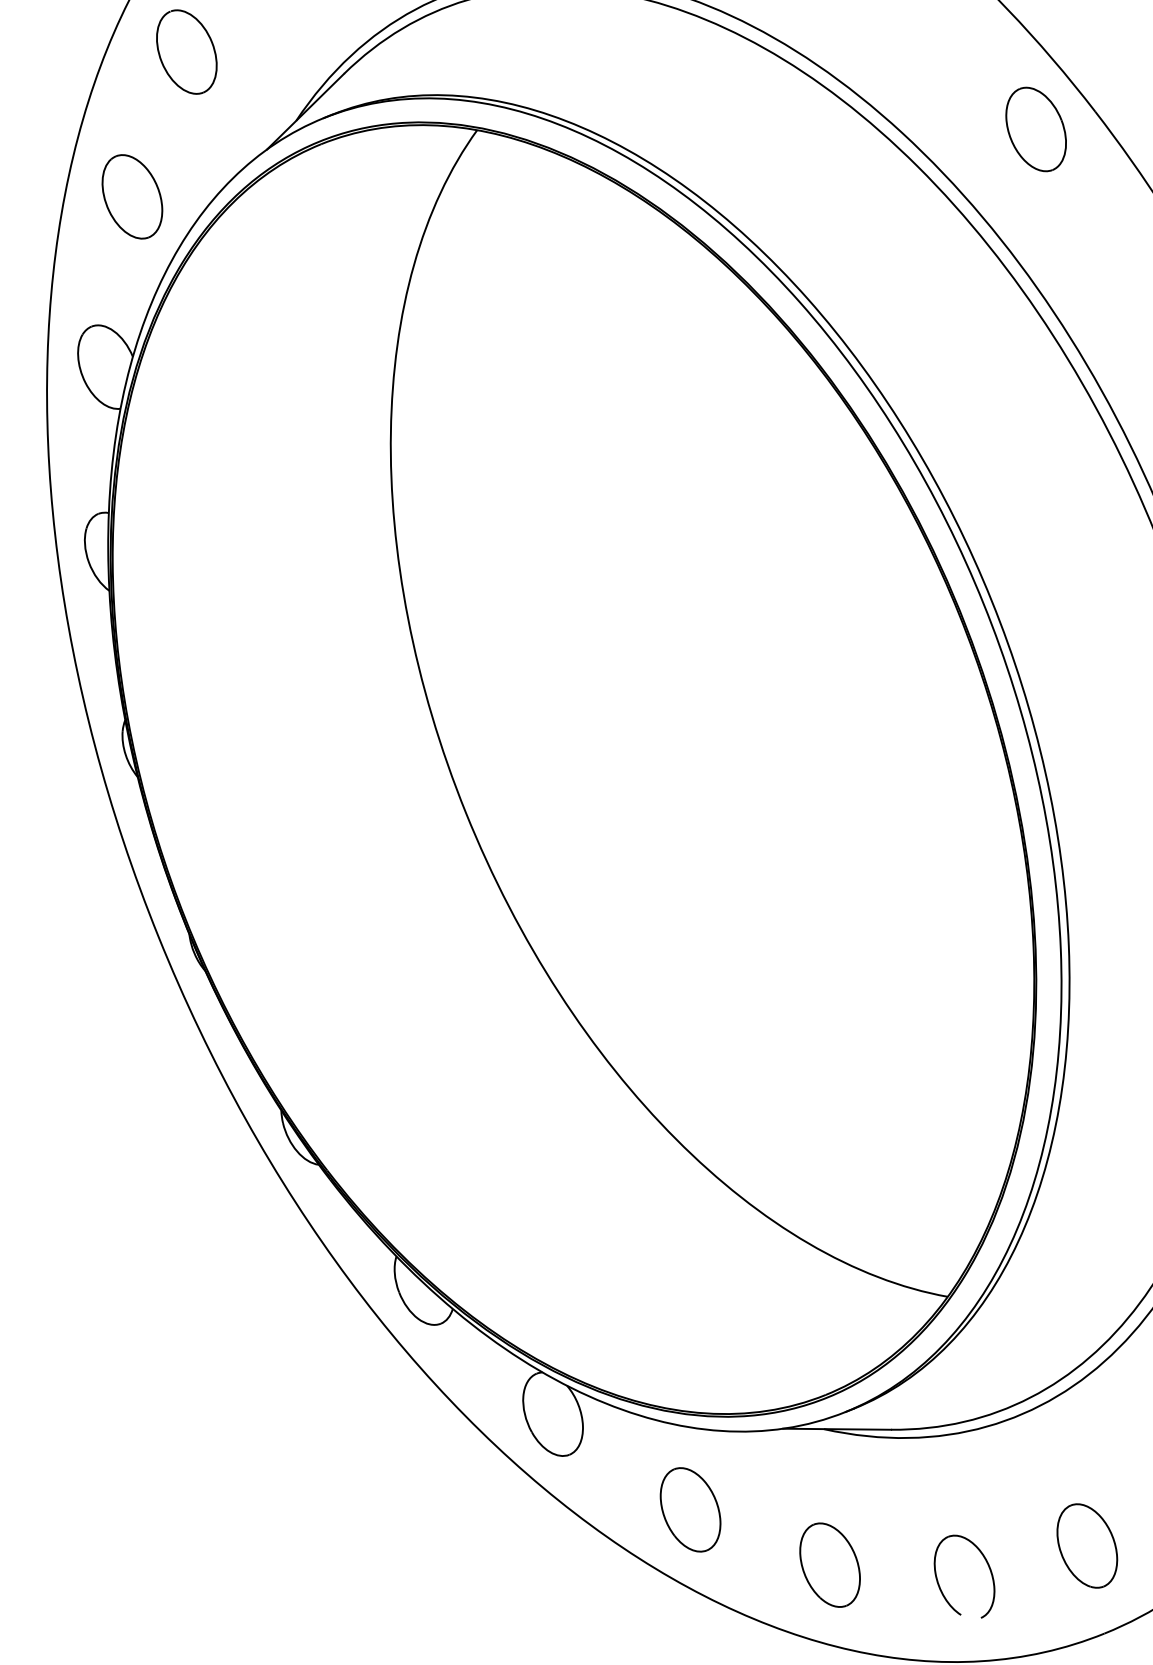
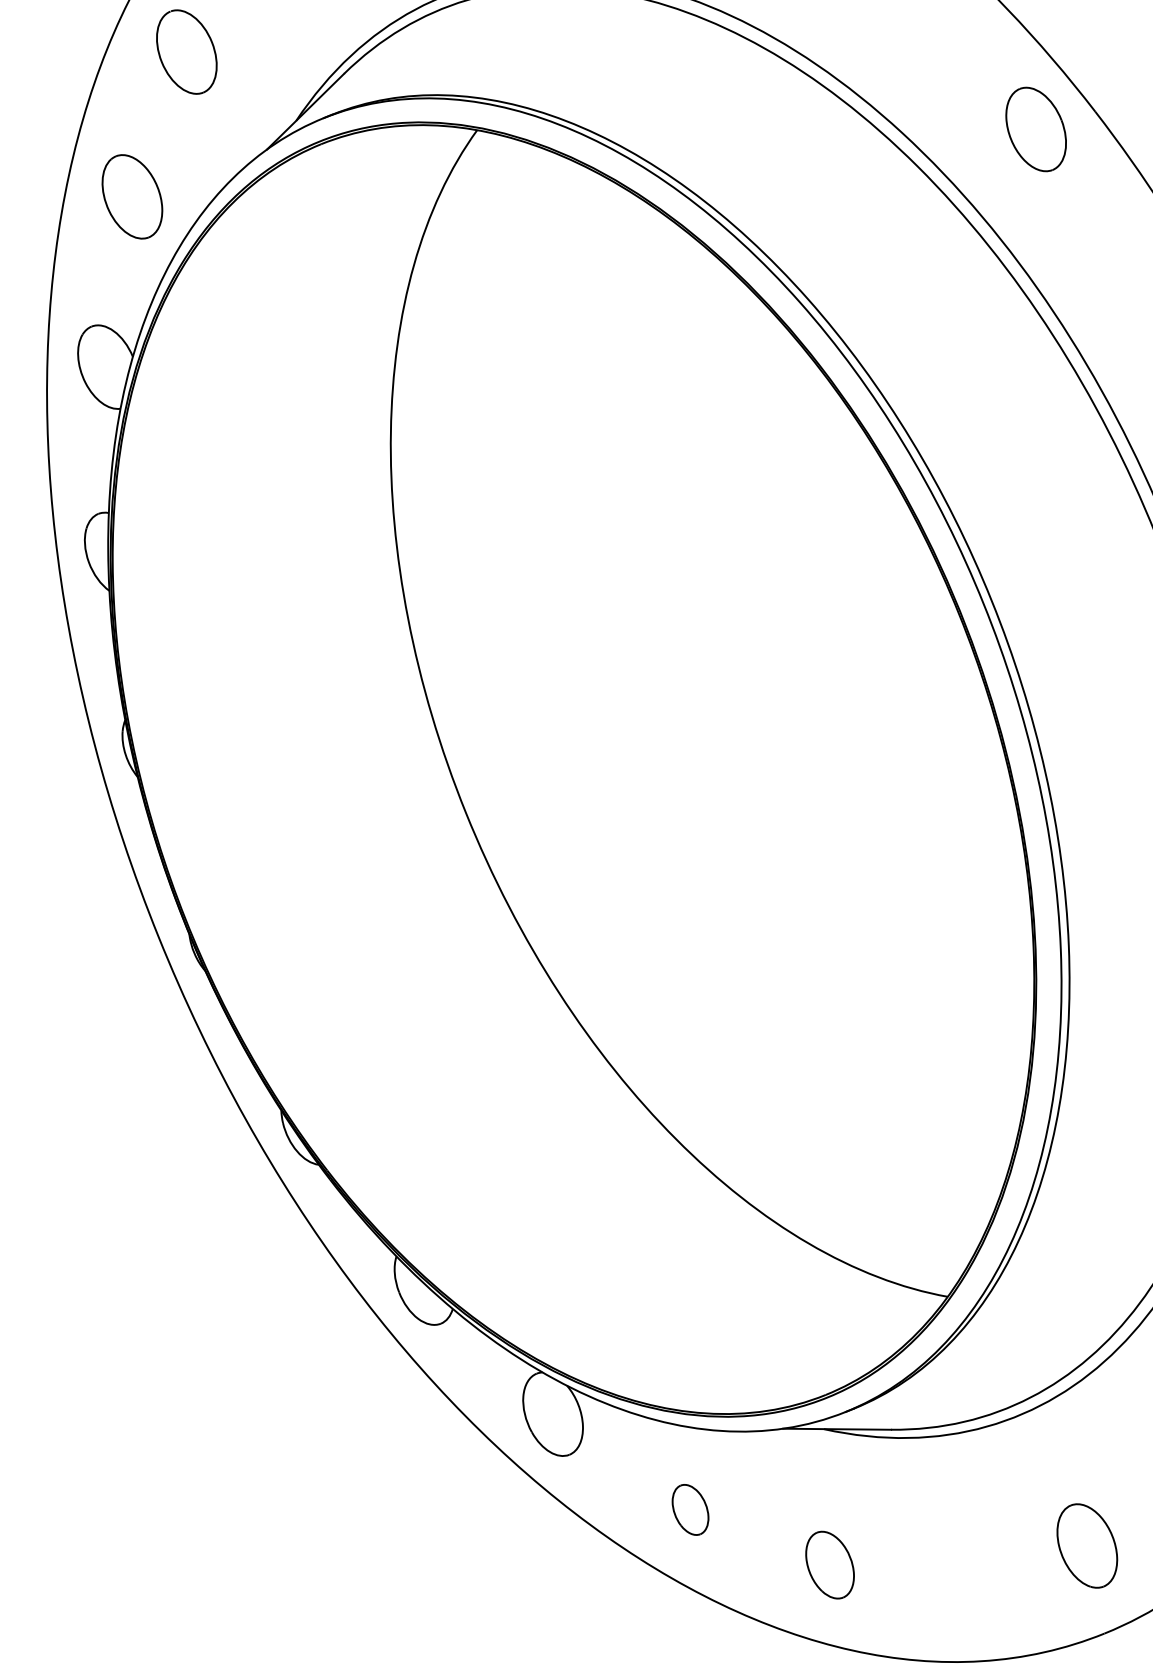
part size: 63x86 px -> 39x52 px (690, 1509)
part size: 62x86 px -> 50x70 px (829, 1564)
part: present -> none (987, 1565)
